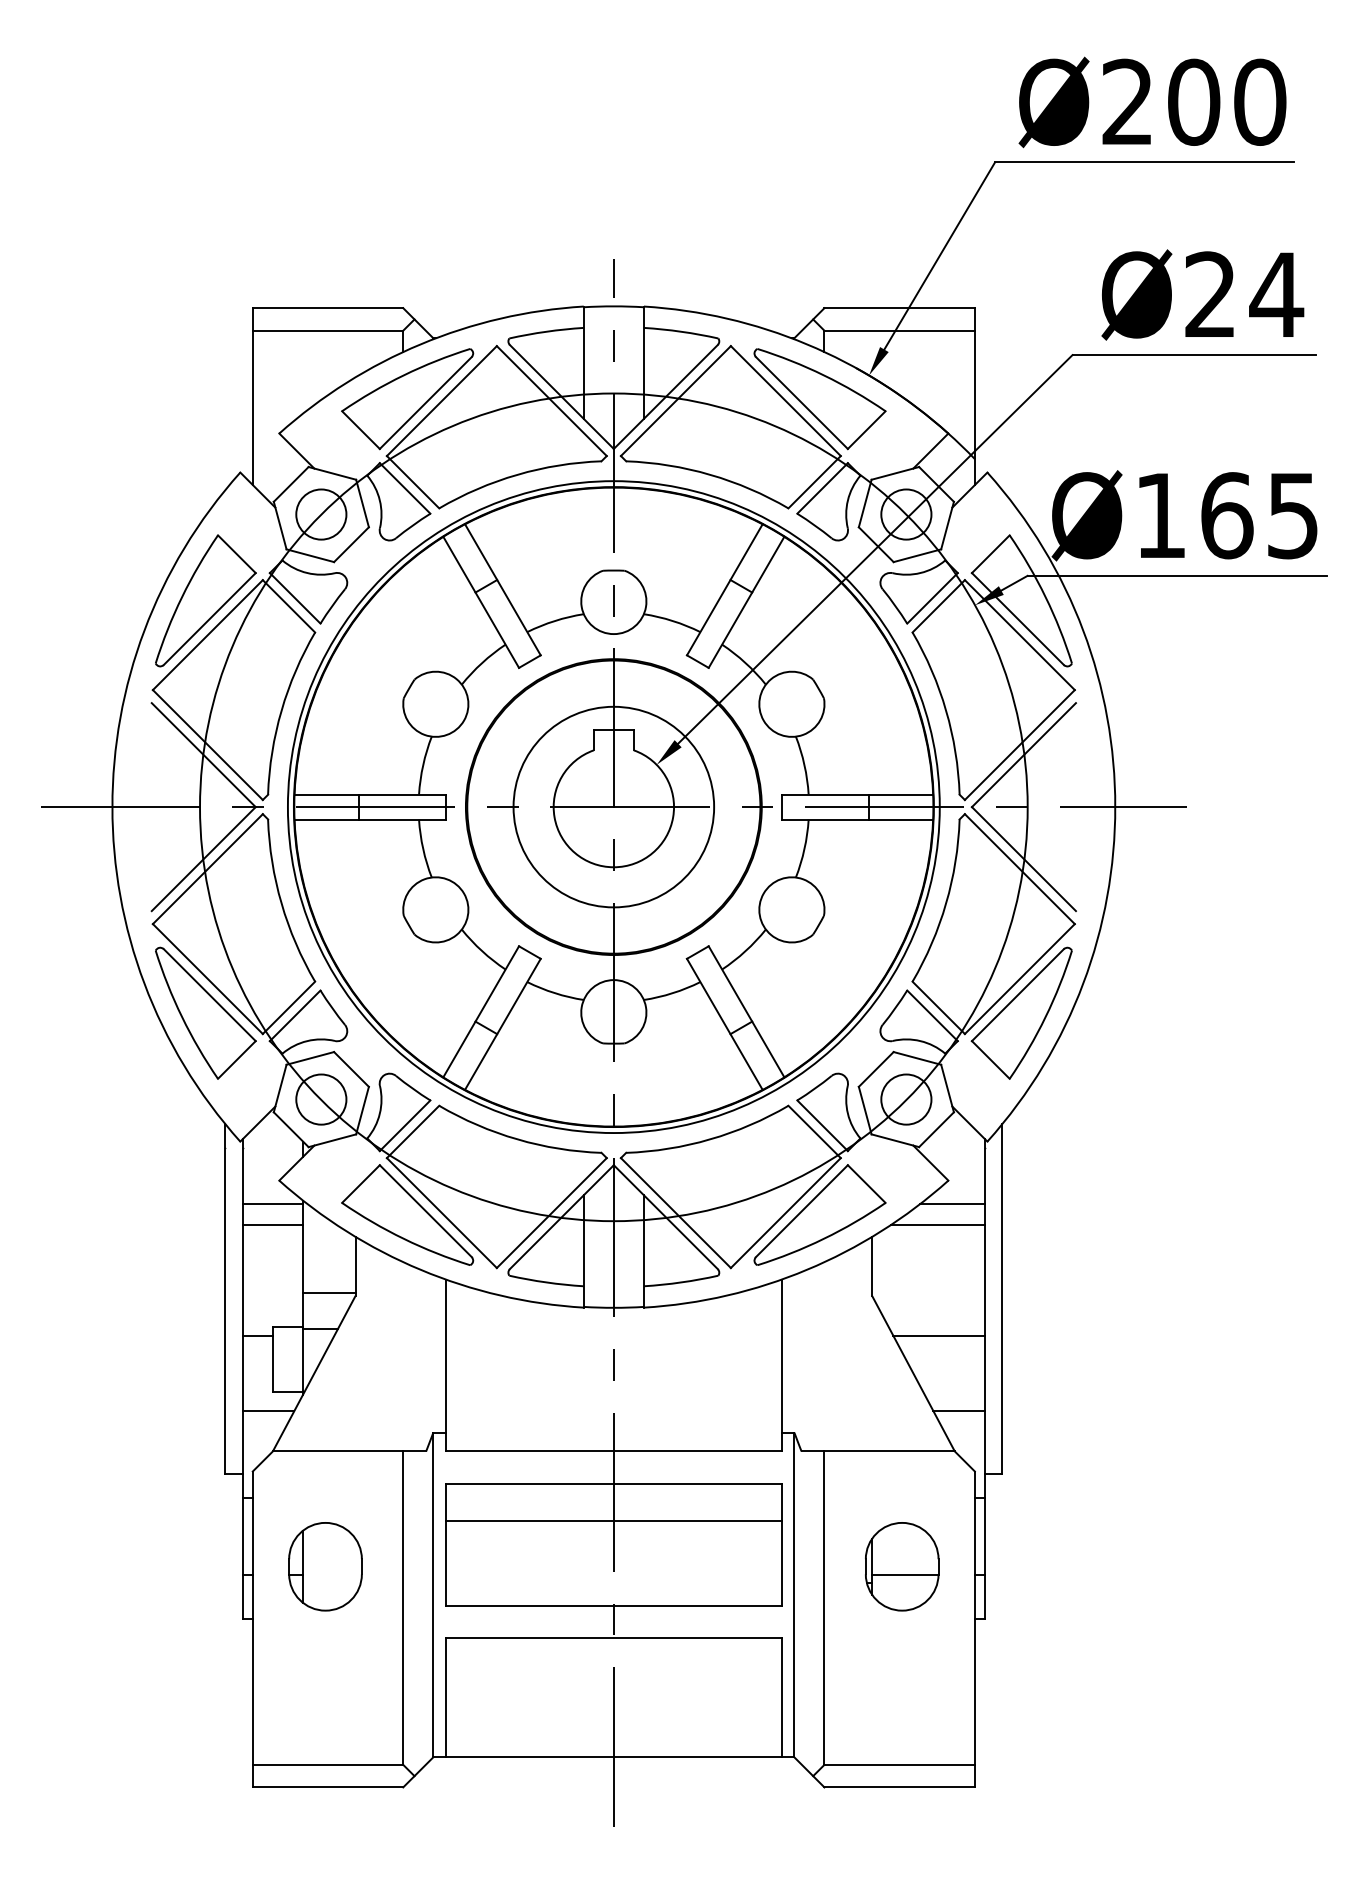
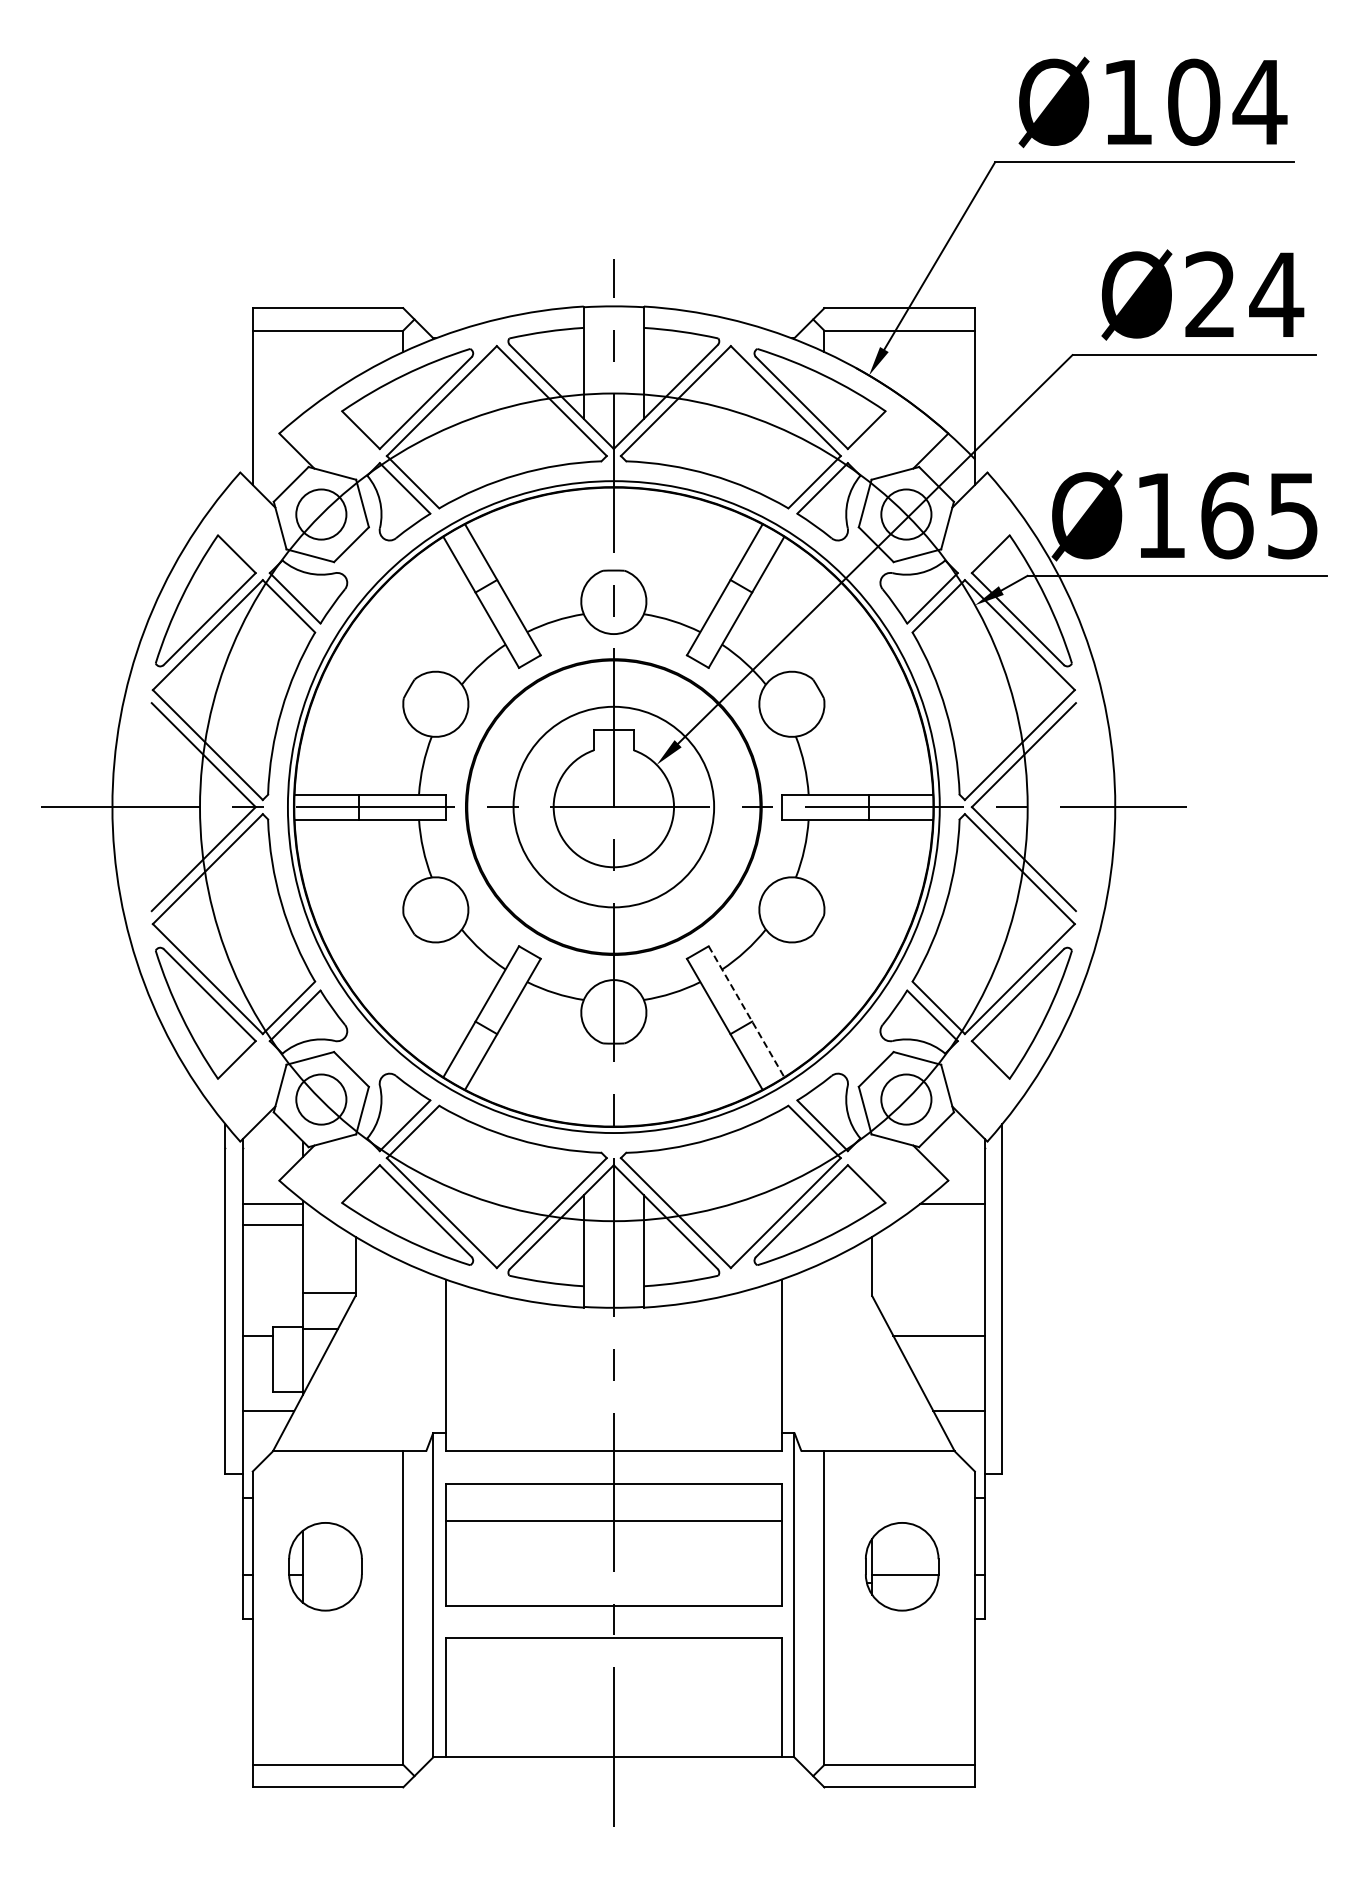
text: Ø200 -> Ø104 (1194, 101)
line: solid -> dashed (746, 1011)
line: present -> none (937, 1224)
